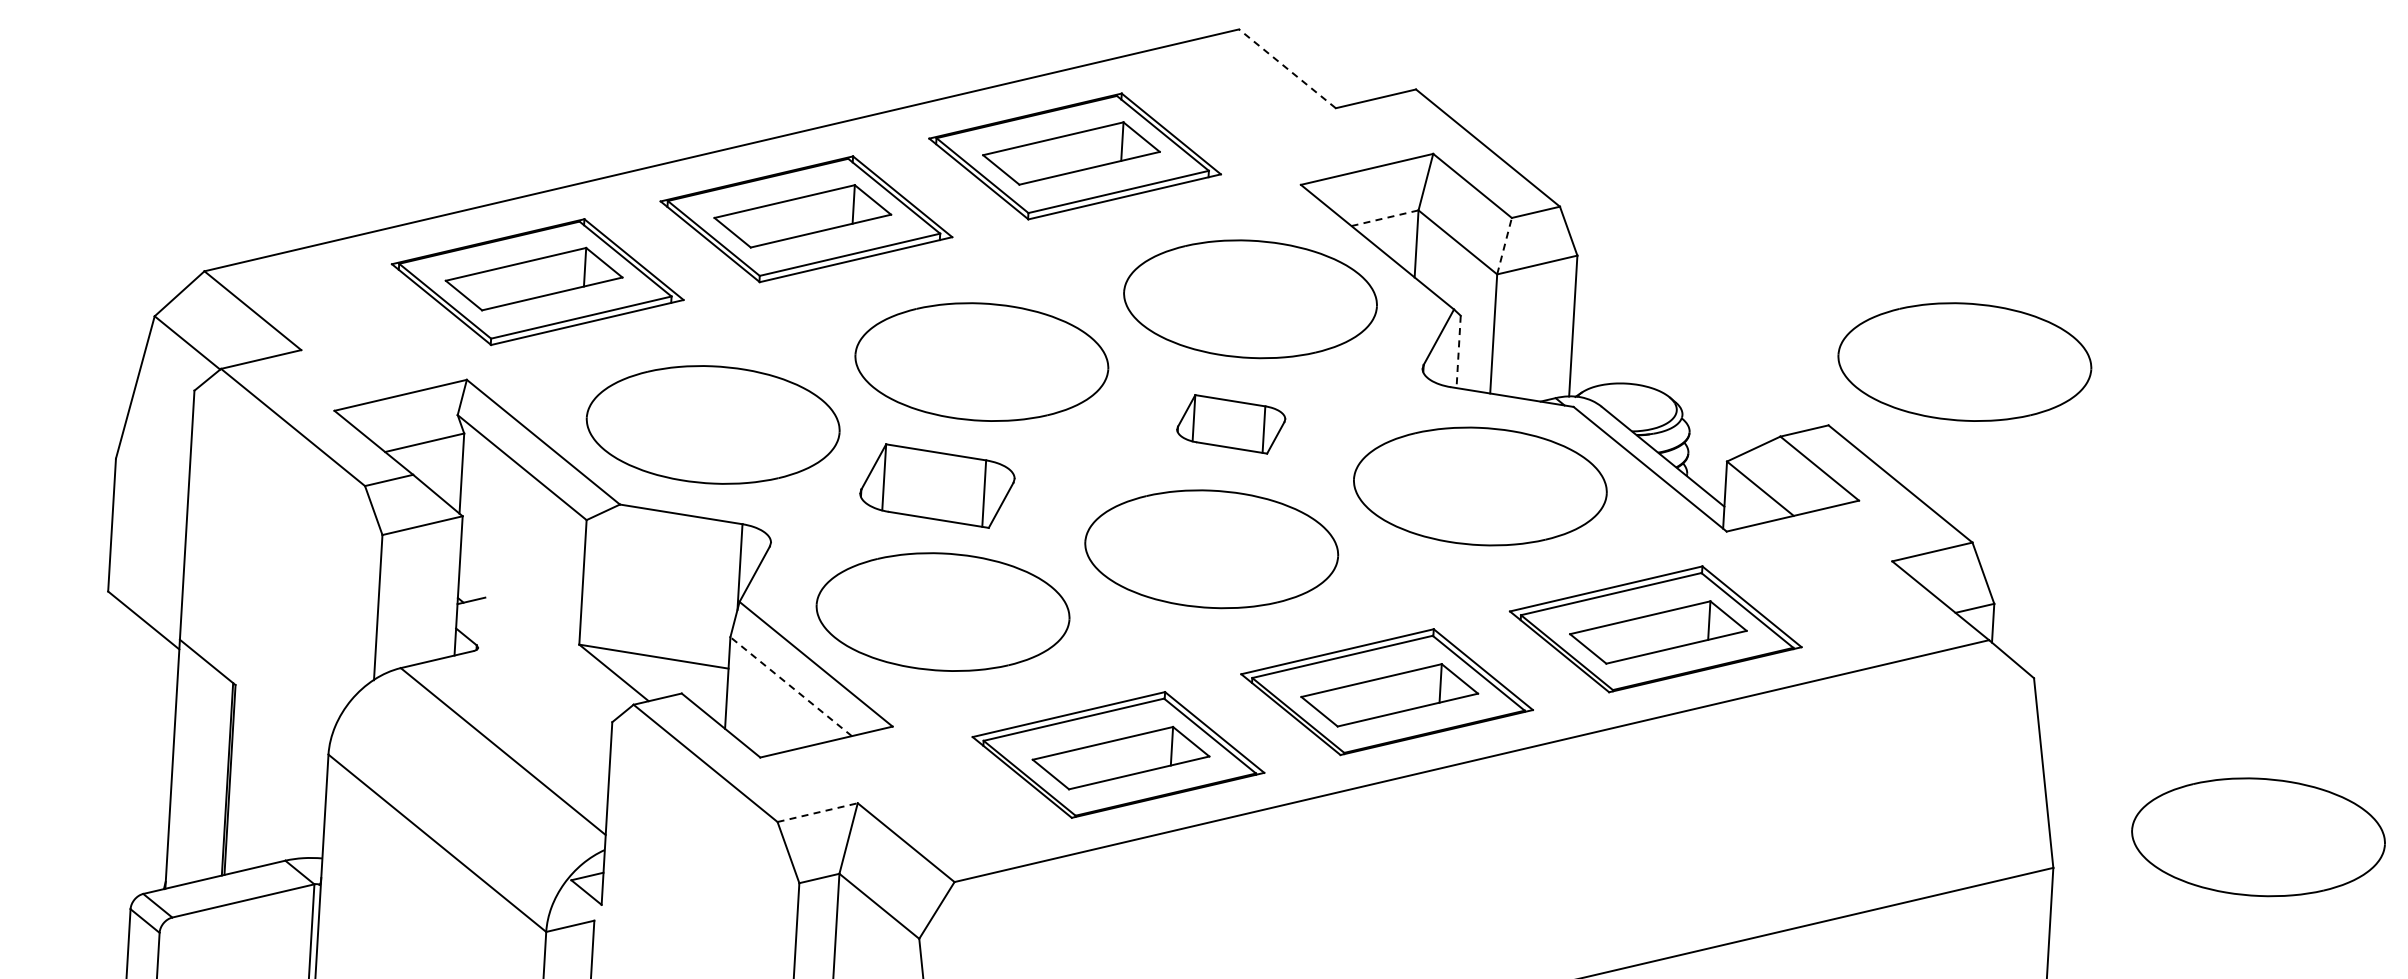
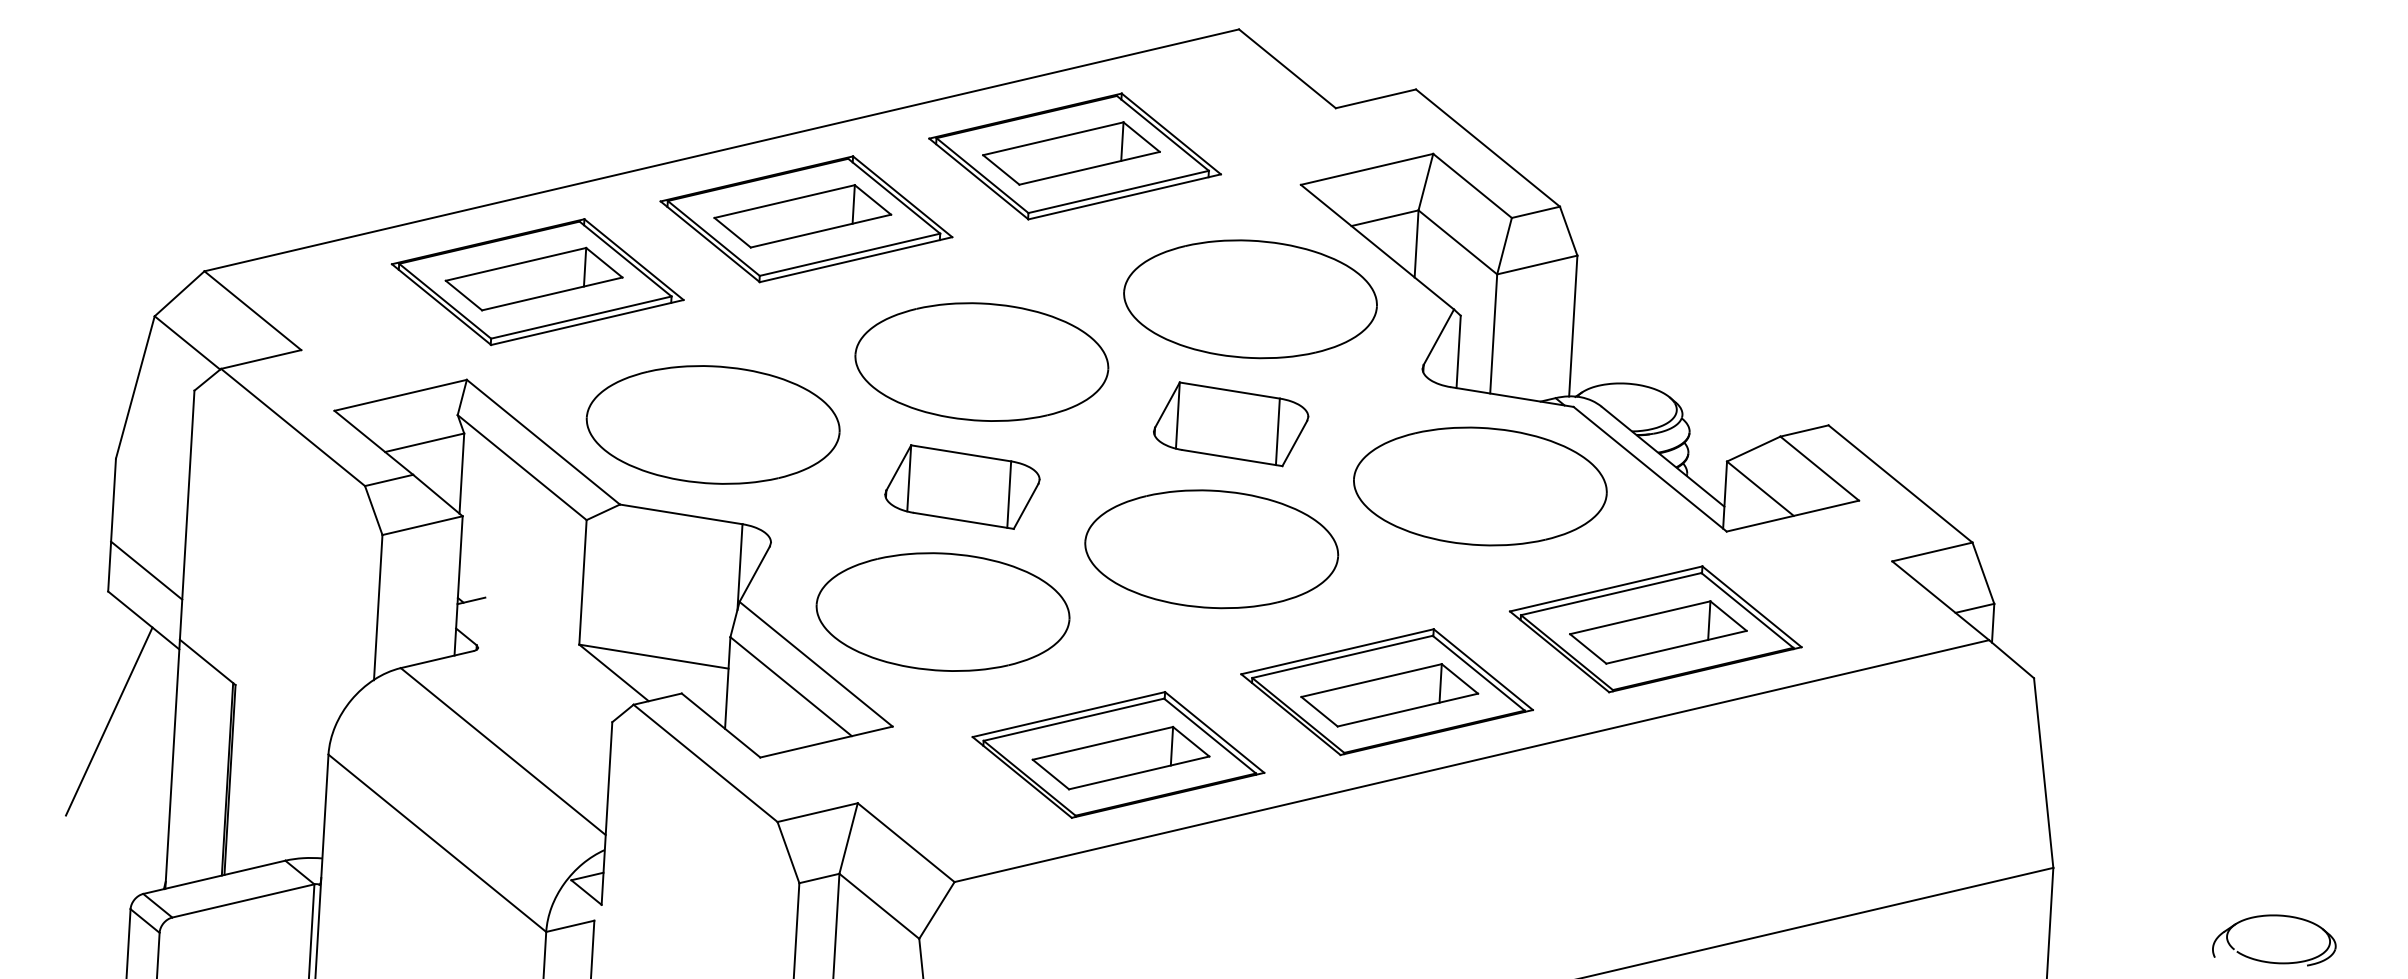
line: dashed -> solid (1287, 68)
line: dashed -> solid (1385, 218)
line: dashed -> solid (1504, 245)
line: dashed -> solid (1458, 352)
part: present -> none (1964, 361)
part size: 111x61 px -> 157x87 px (1231, 424)
part position: (937, 485) -> (962, 486) (962, 486)
line: none -> present (146, 570)
line: dashed -> solid (790, 686)
line: none -> present (108, 721)
line: dashed -> solid (818, 812)
part: present -> none (2258, 837)
part: none -> present (2272, 961)
